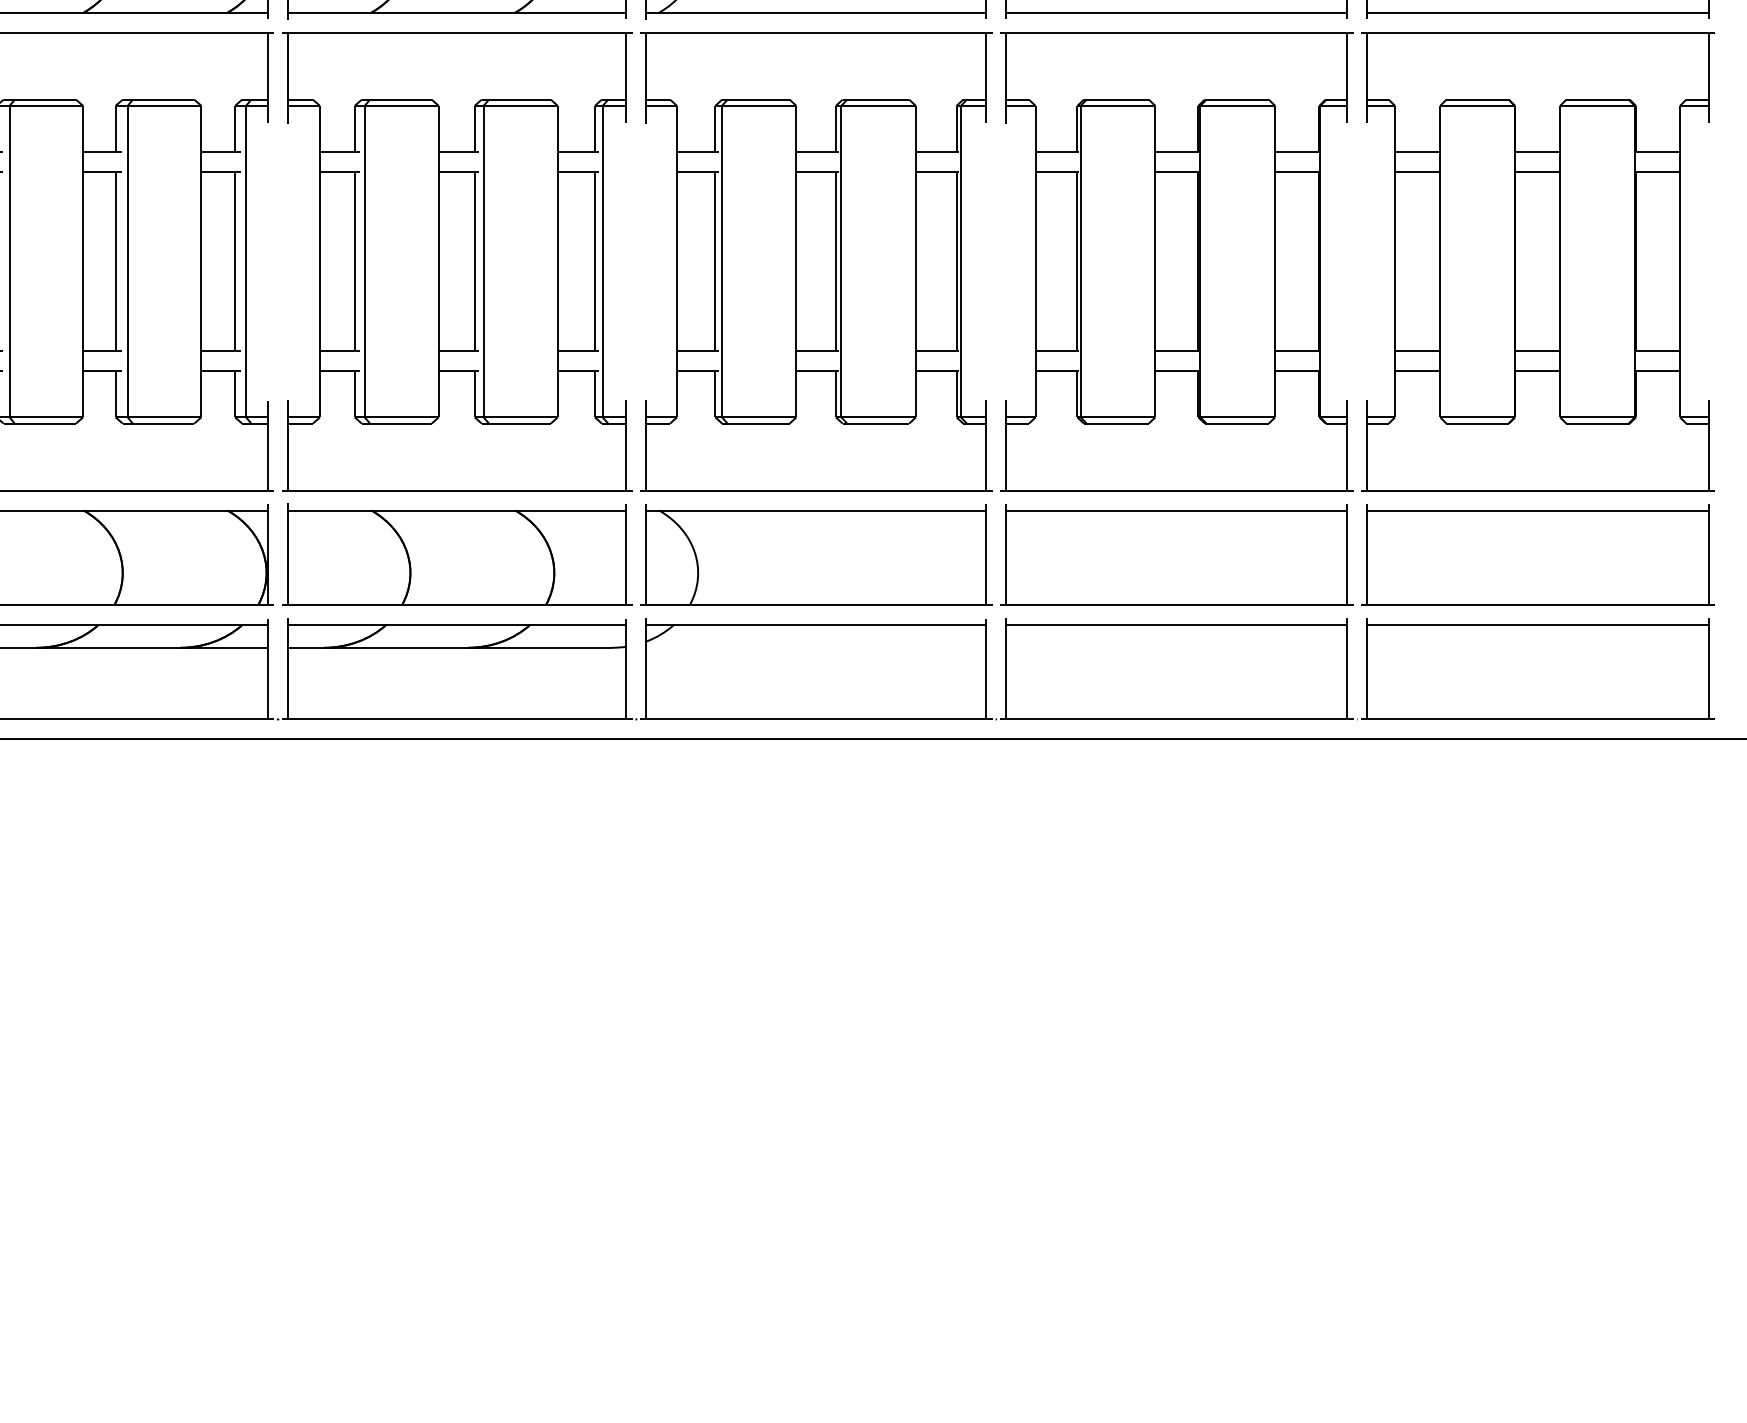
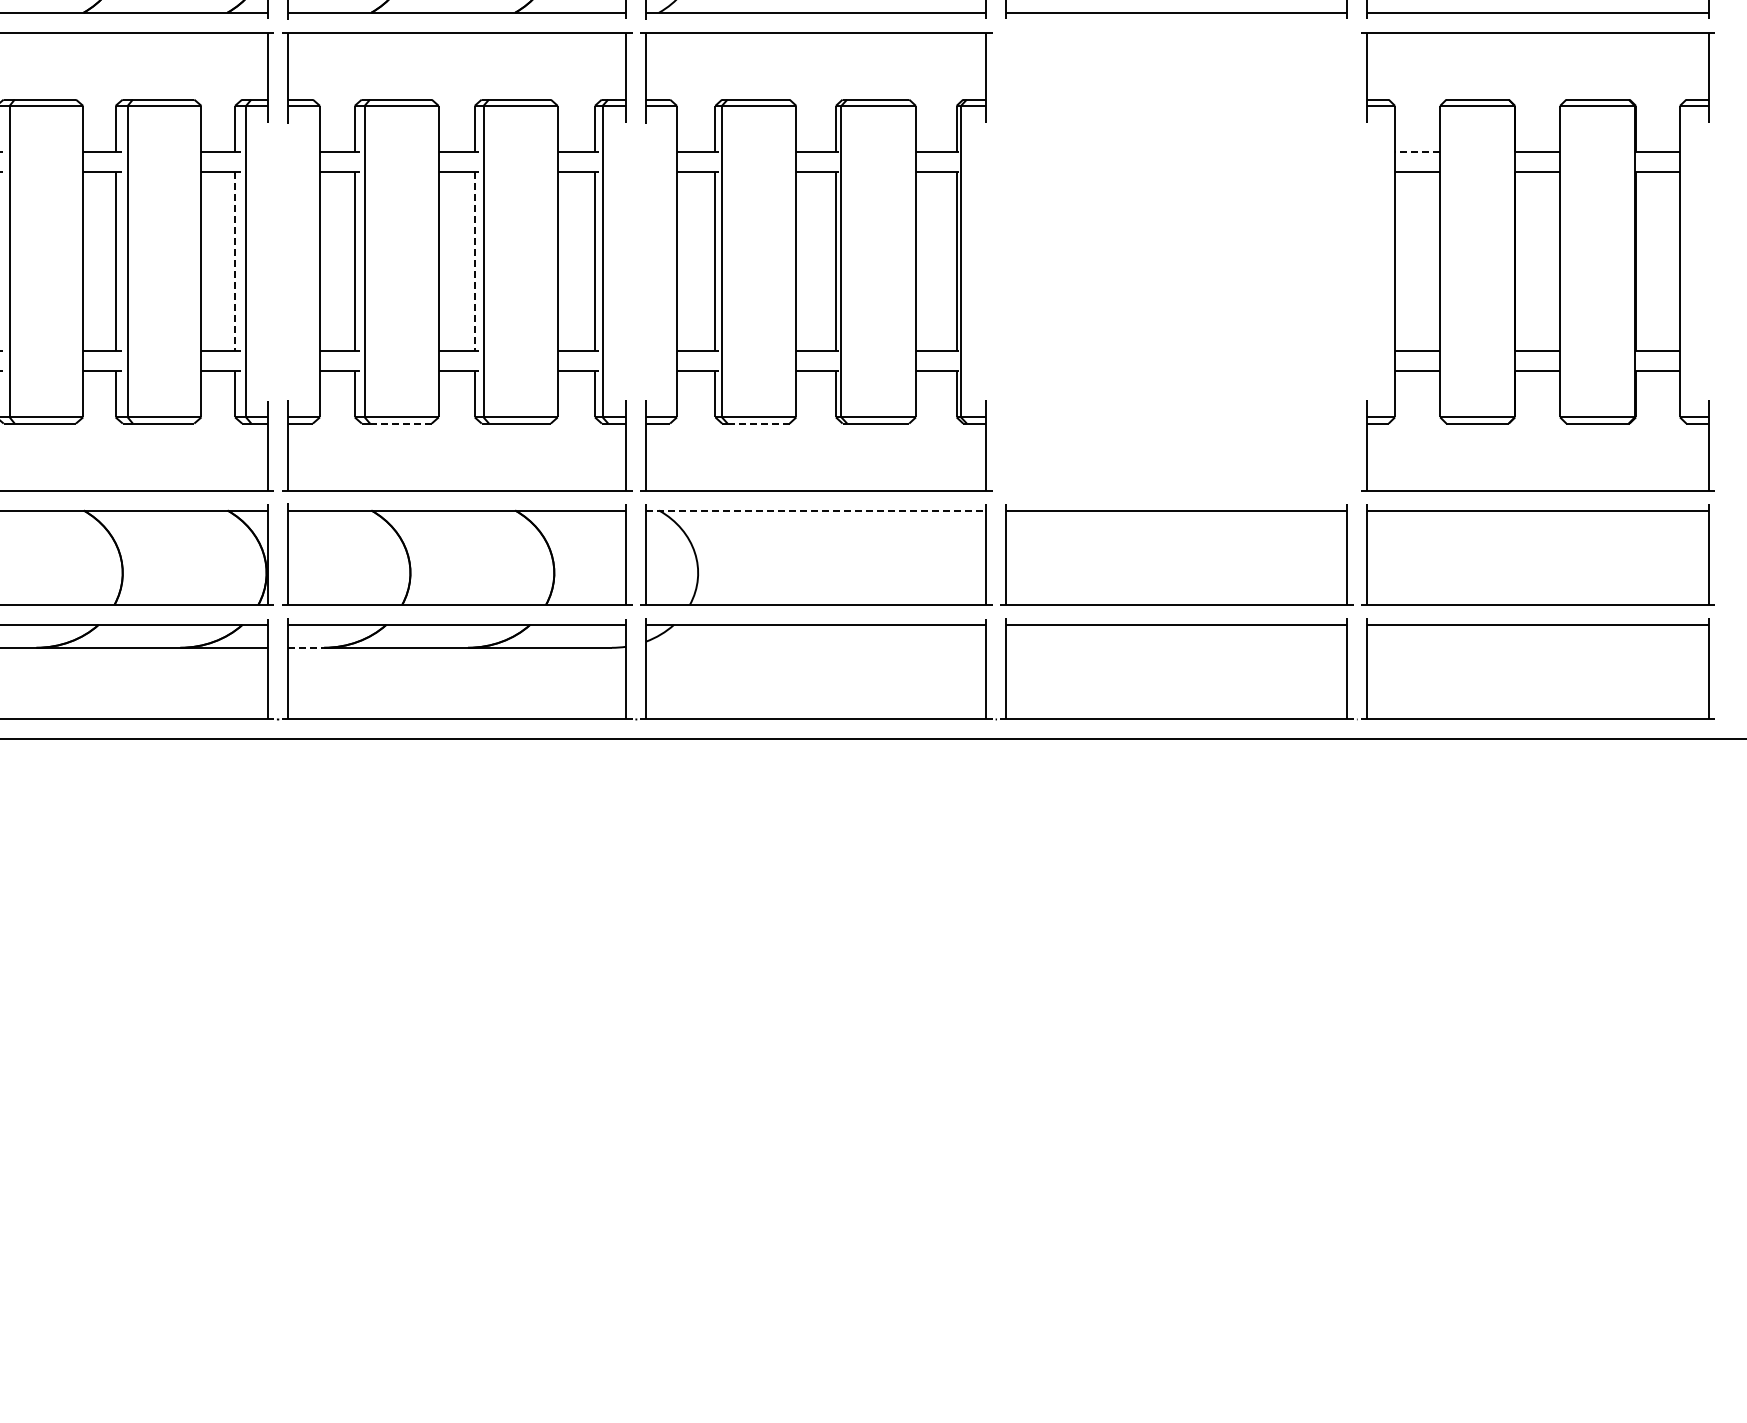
line: solid -> dashed (1417, 151)
line: solid -> dashed (235, 261)
line: solid -> dashed (474, 261)
part: present -> none (1176, 261)
line: solid -> dashed (400, 423)
line: solid -> dashed (759, 423)
line: solid -> dashed (816, 510)
line: solid -> dashed (306, 647)
